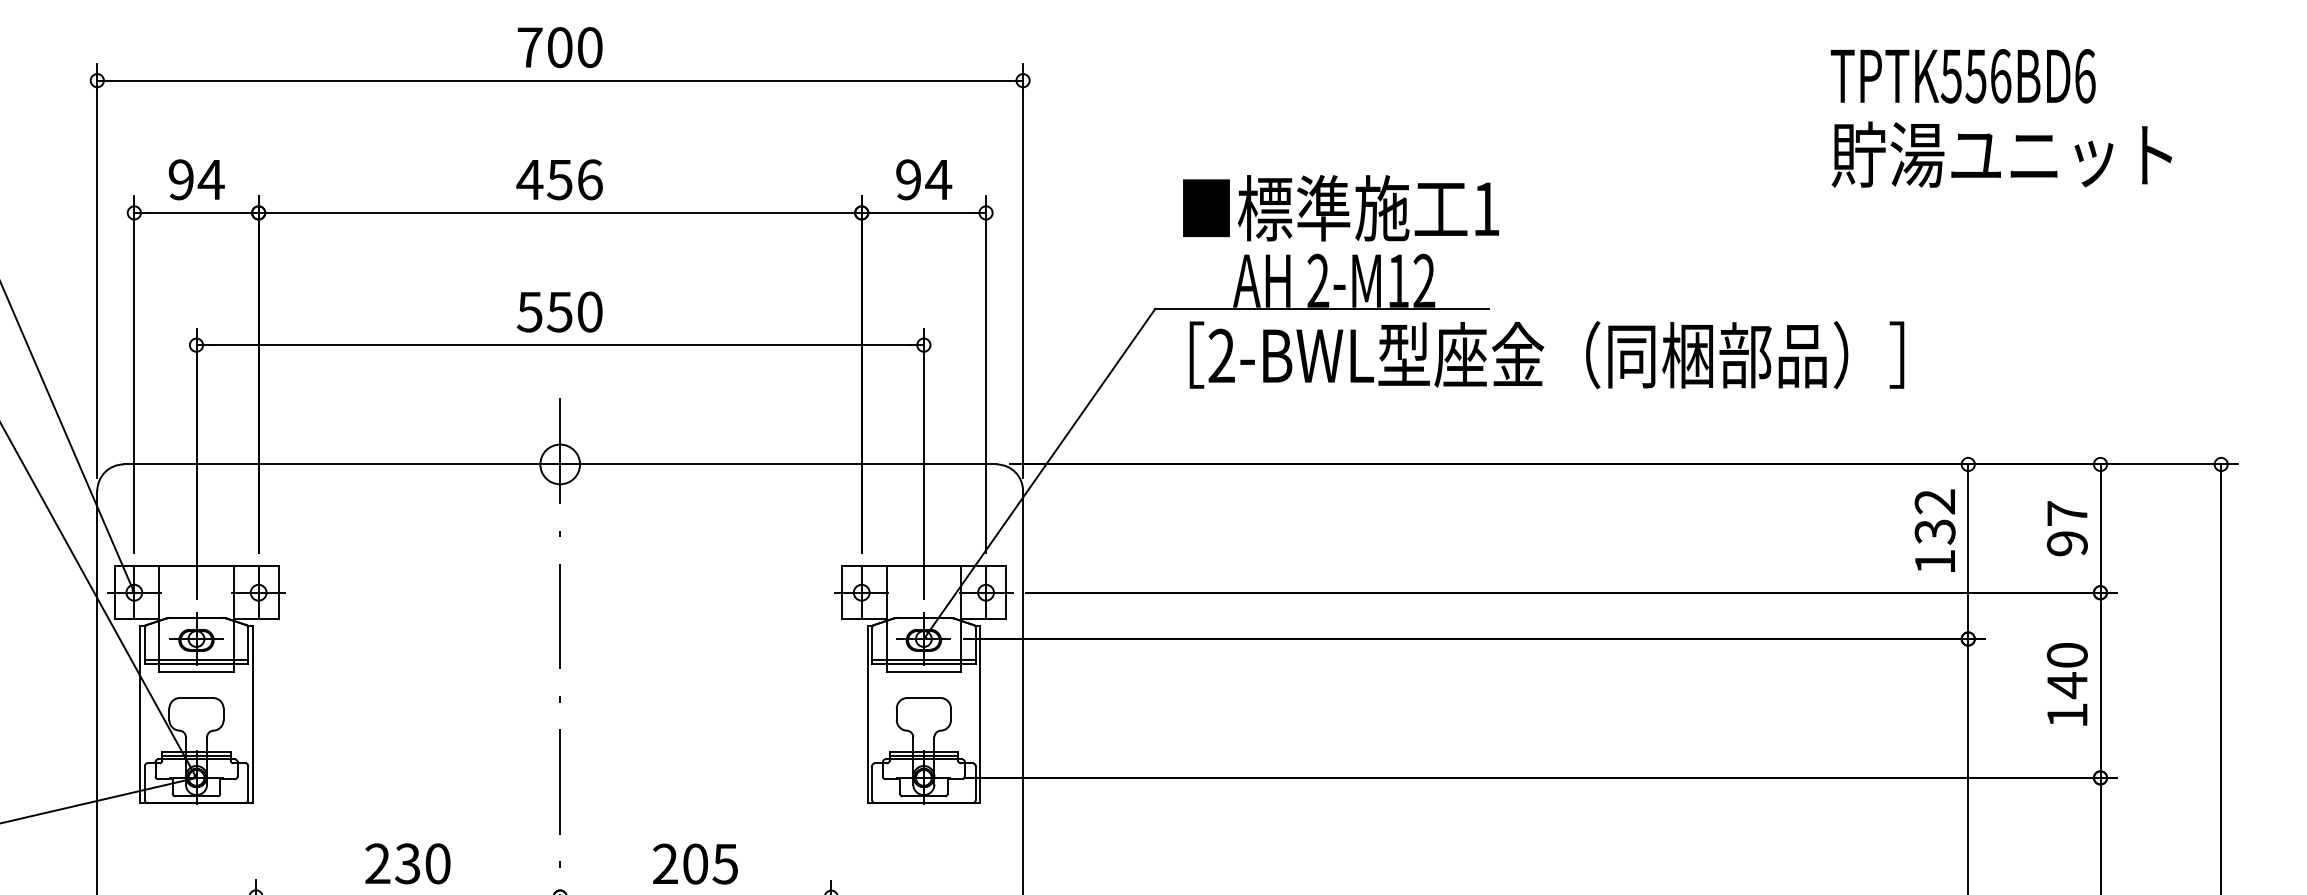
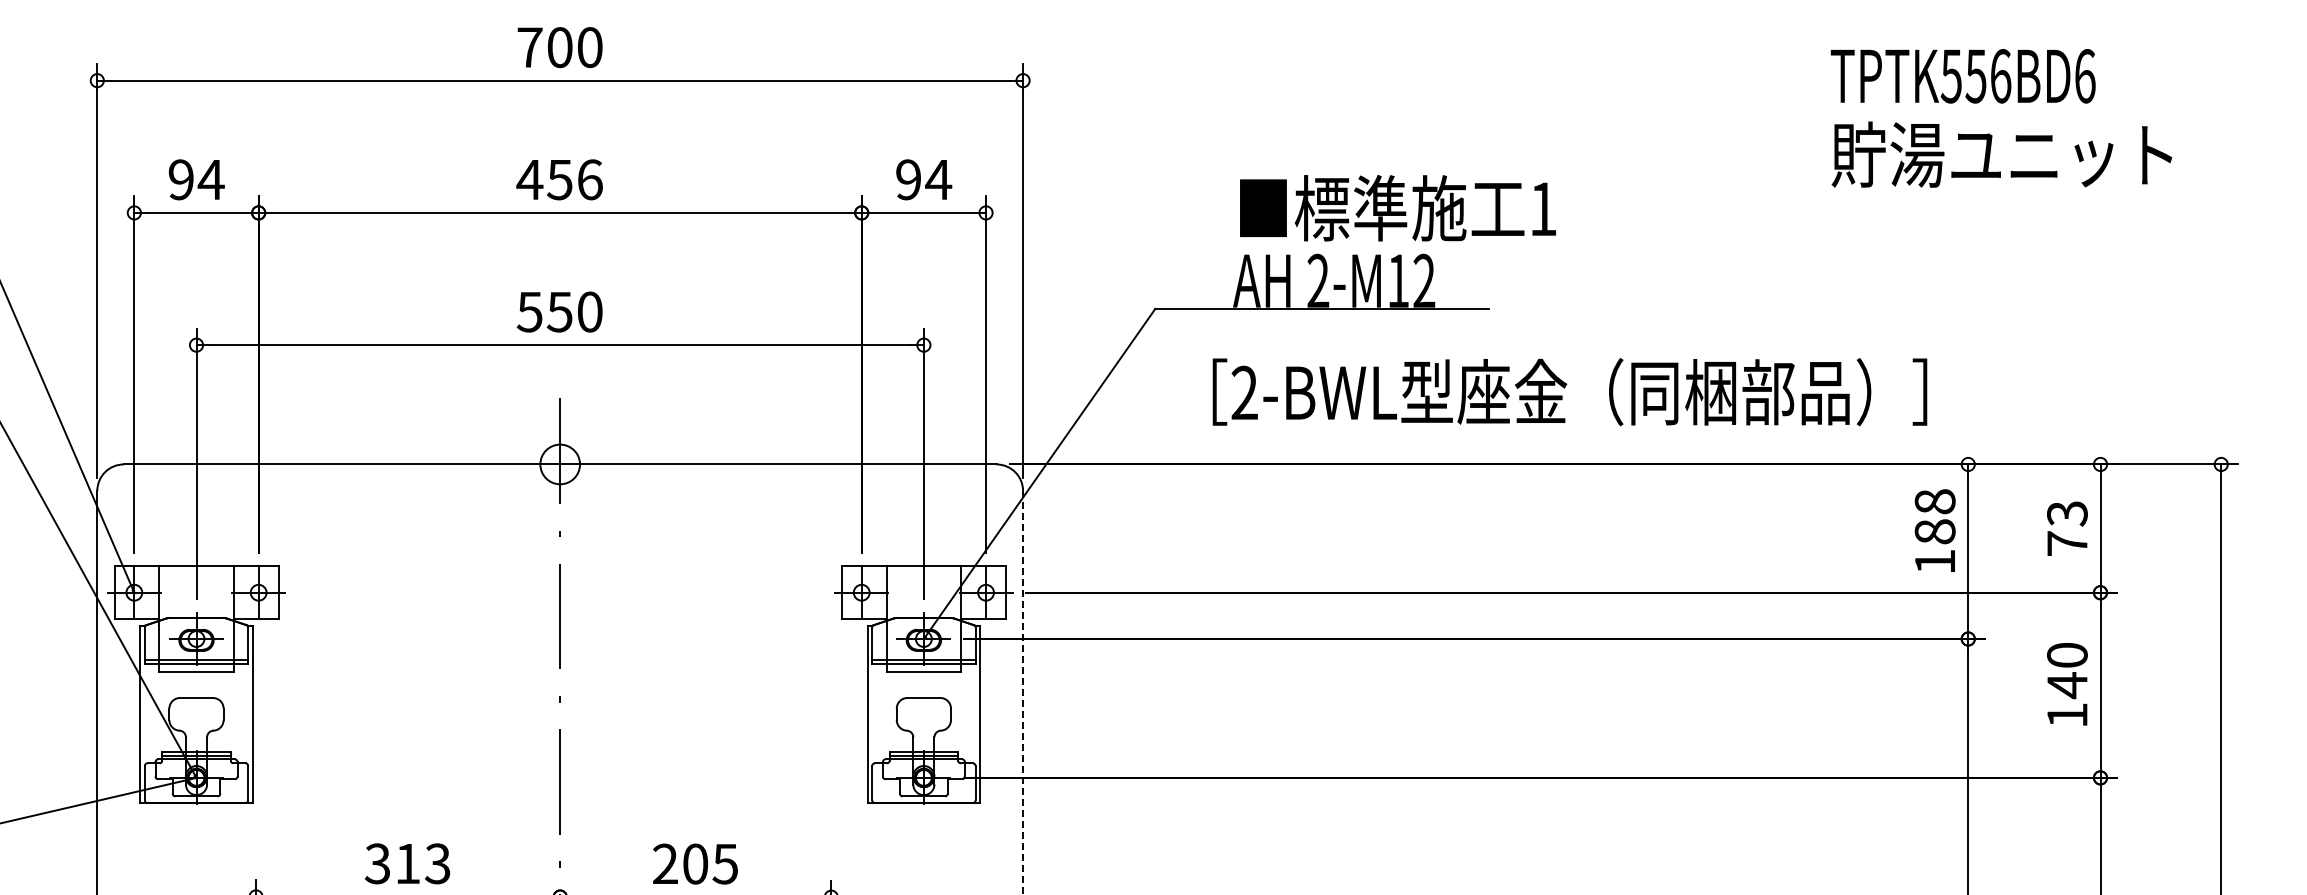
text position: (1340, 208) -> (1397, 208) (1397, 208)
text position: (1546, 355) -> (1569, 392) (1569, 392)
text: 132 -> 188 (1934, 516)
text: 97 -> 73 (2067, 528)
line: solid -> dashed (1023, 692)
text: 230 -> 313 (407, 863)
